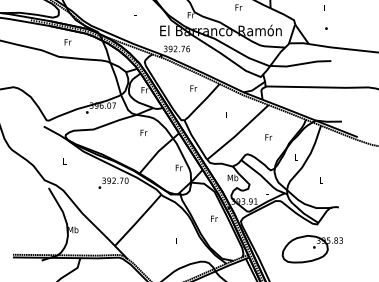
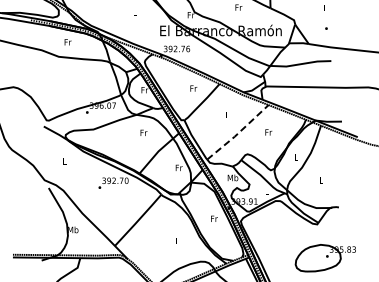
line: solid -> dashed (238, 133)
text position: (268, 137) -> (268, 132) (268, 132)
part position: (311, 249) -> (324, 258) (324, 258)
